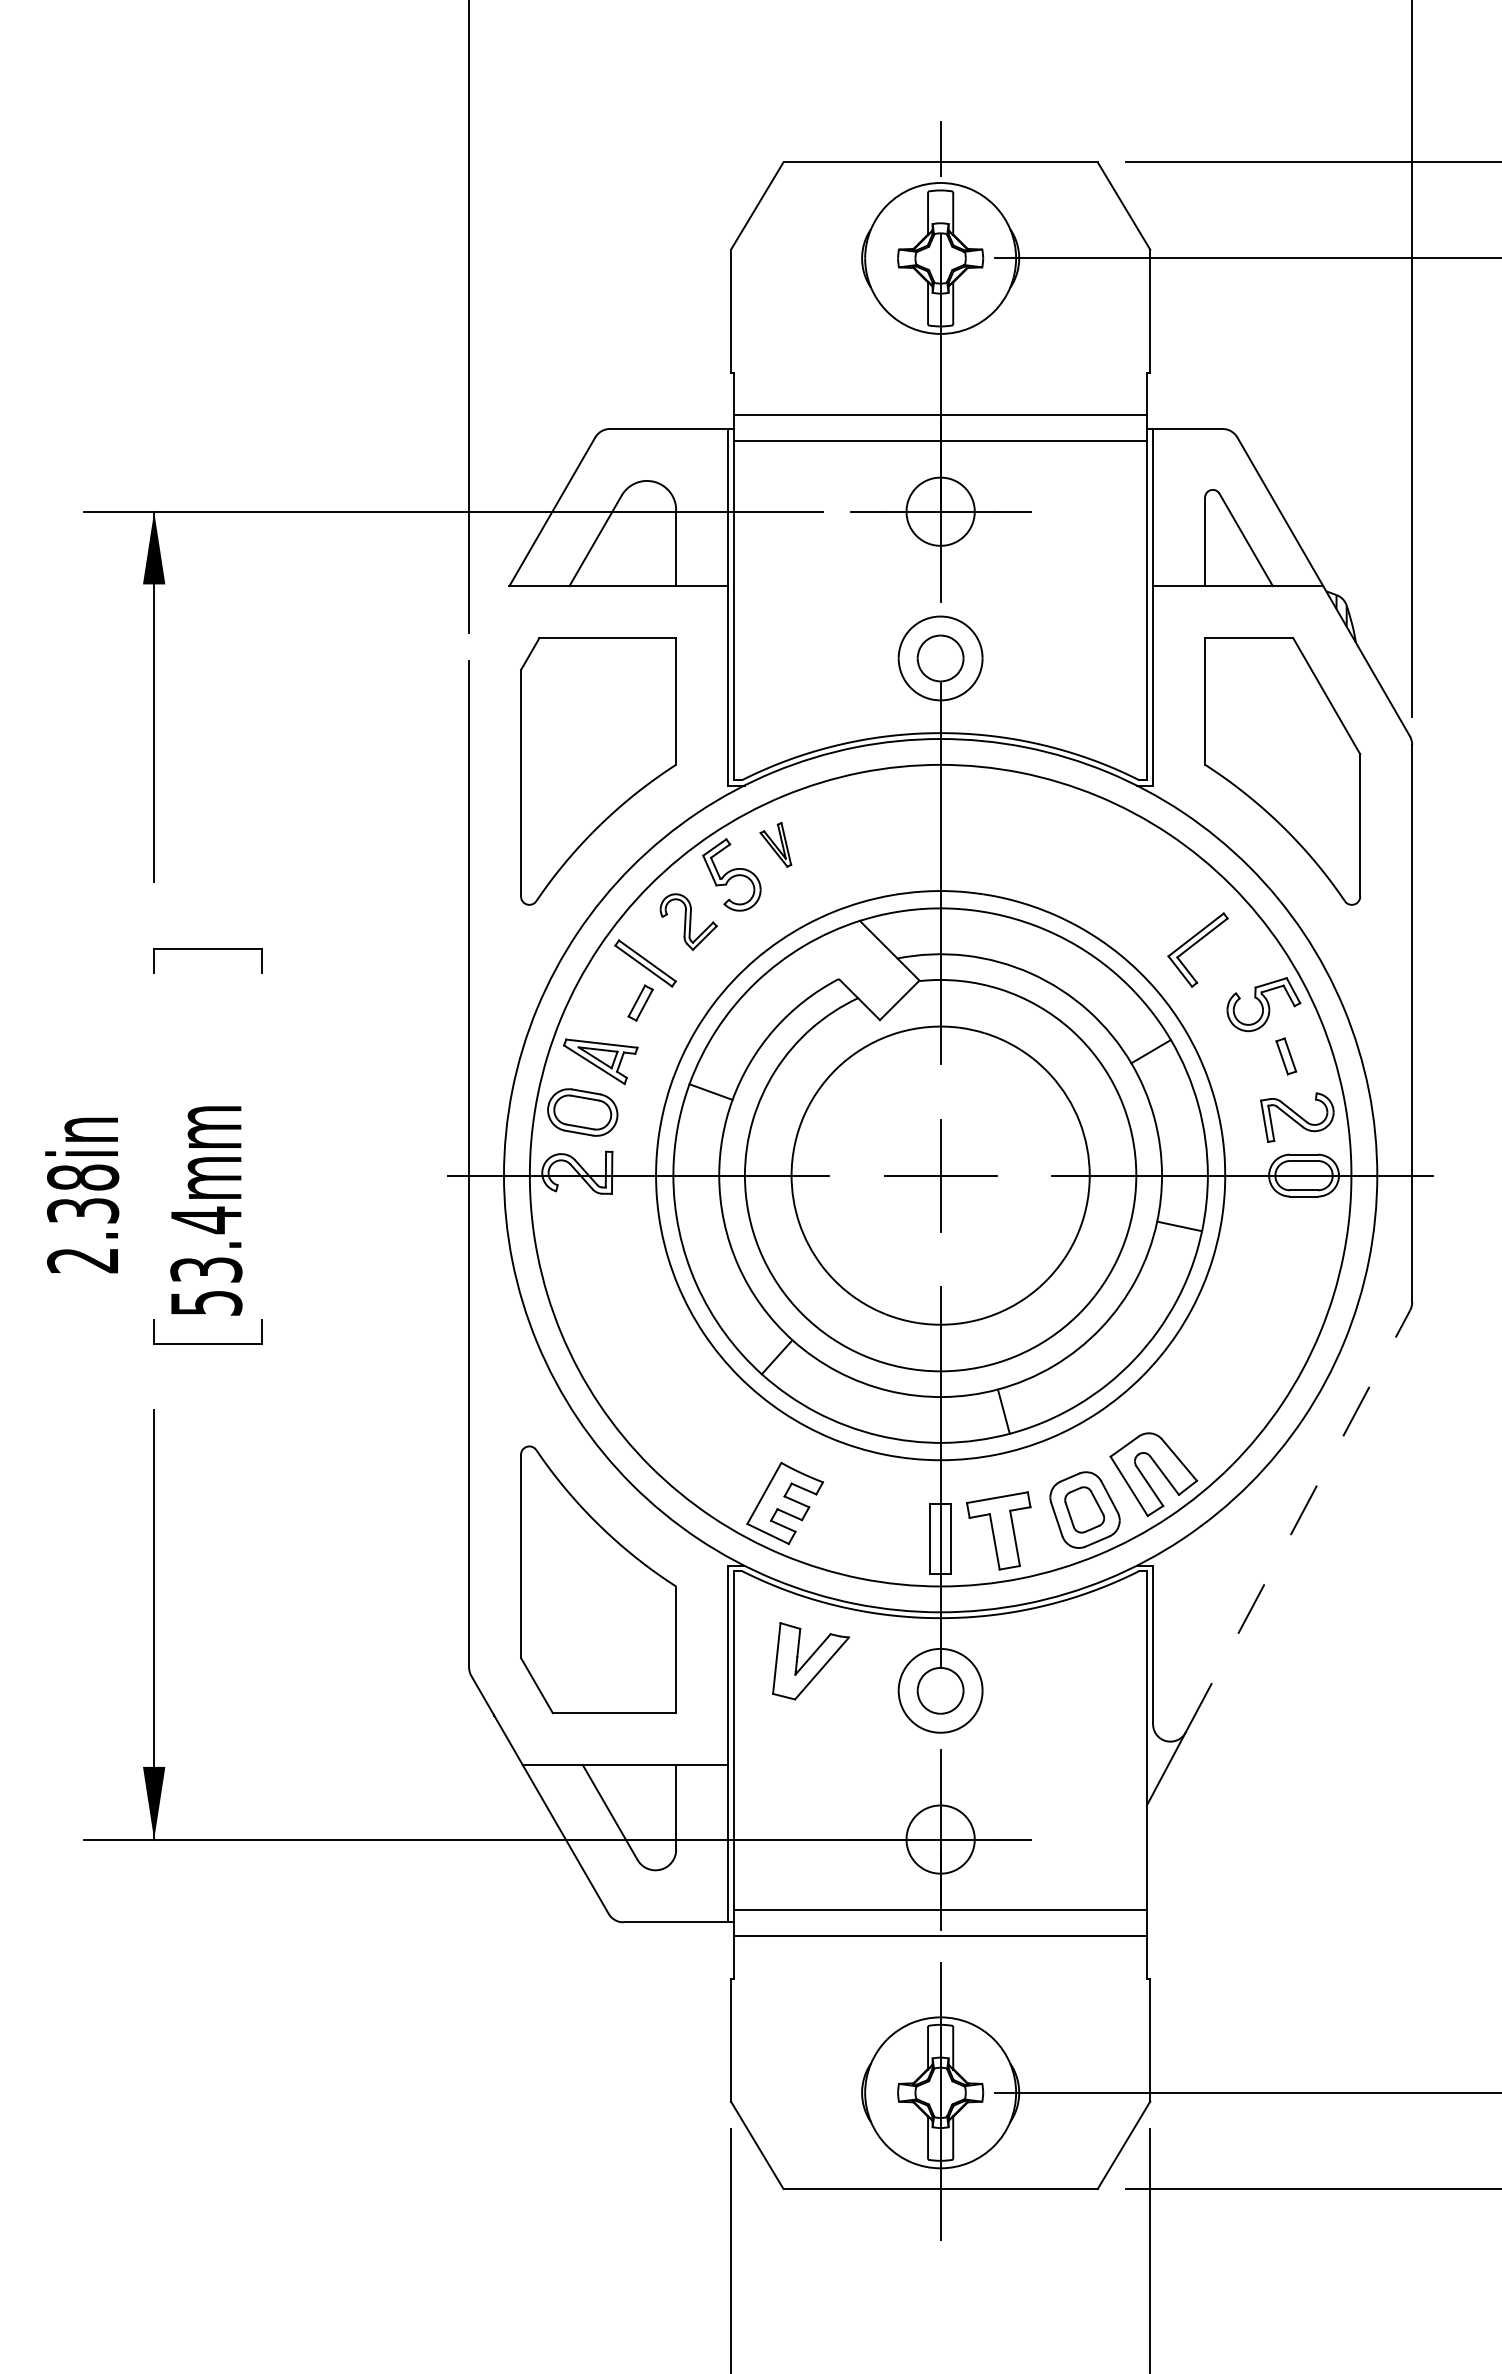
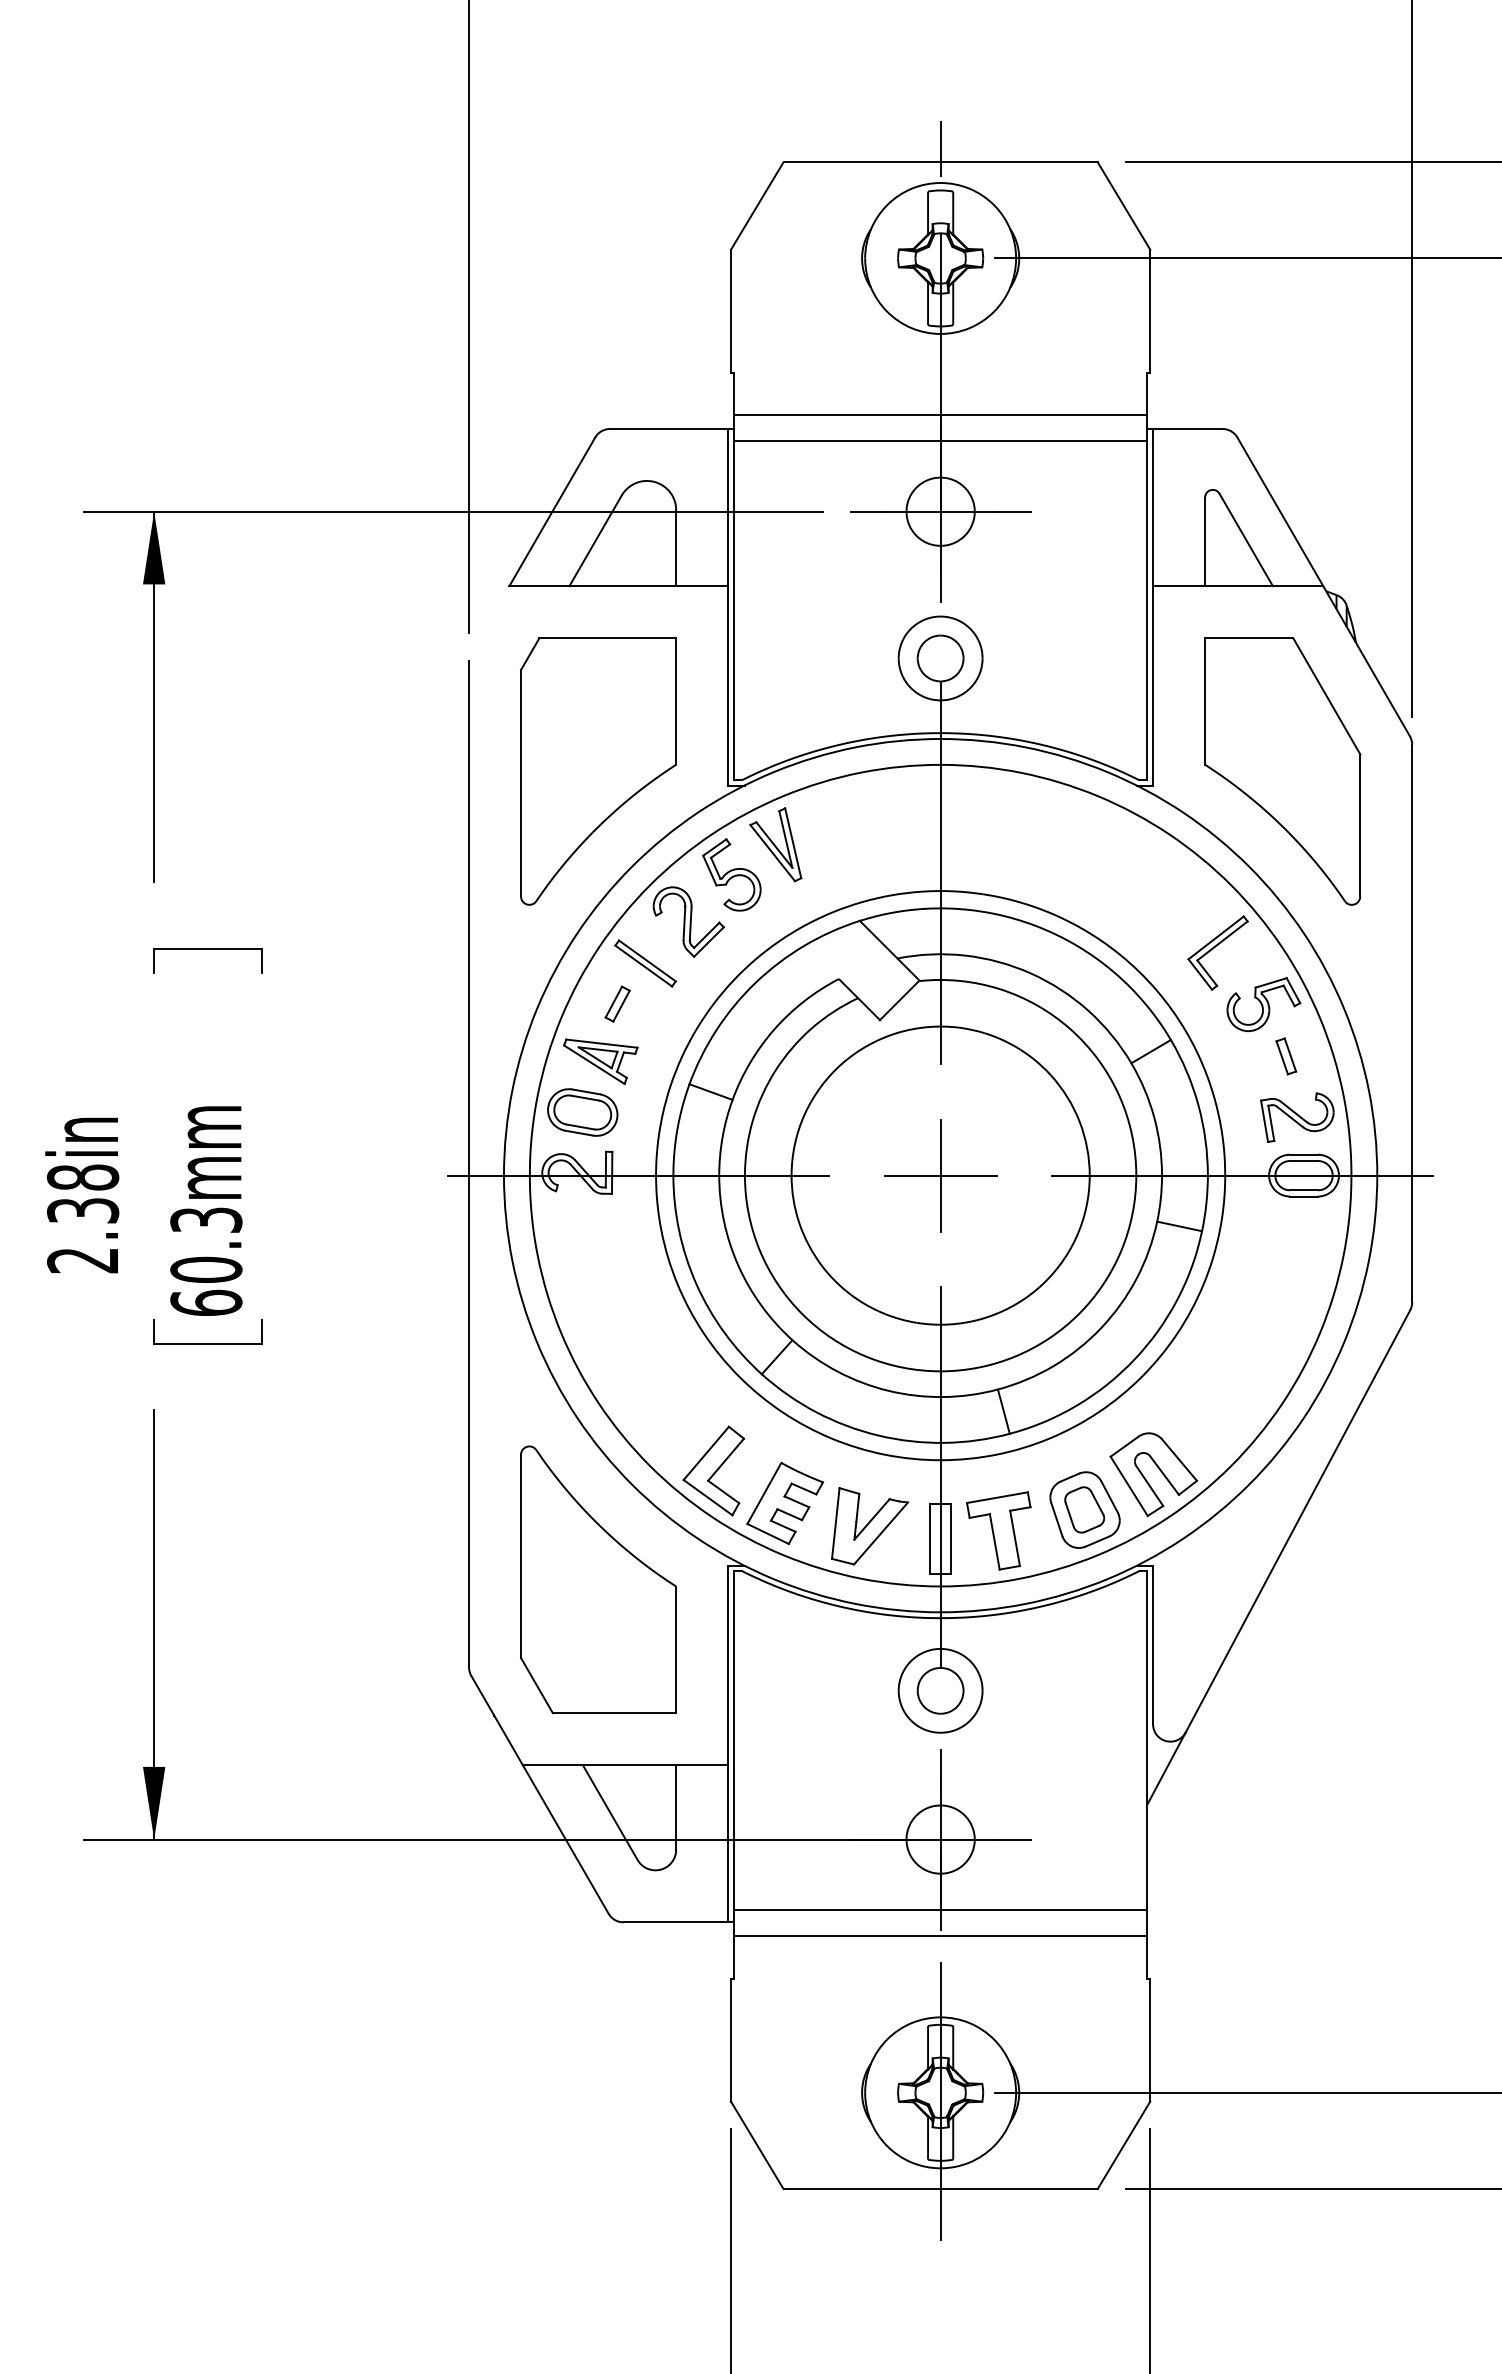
part size: 34x46 px -> 54x76 px (775, 844)
part size: 59x58 px -> 73x72 px (688, 921)
part position: (1197, 949) -> (1217, 952) (1217, 952)
part position: (640, 1002) -> (617, 1003) (617, 1003)
text: 53.4mm -> 60.3mm (206, 1260)
part: none -> present (713, 1470)
line: dashed -> solid (1298, 1520)
part position: (811, 1661) -> (870, 1526) (870, 1526)
